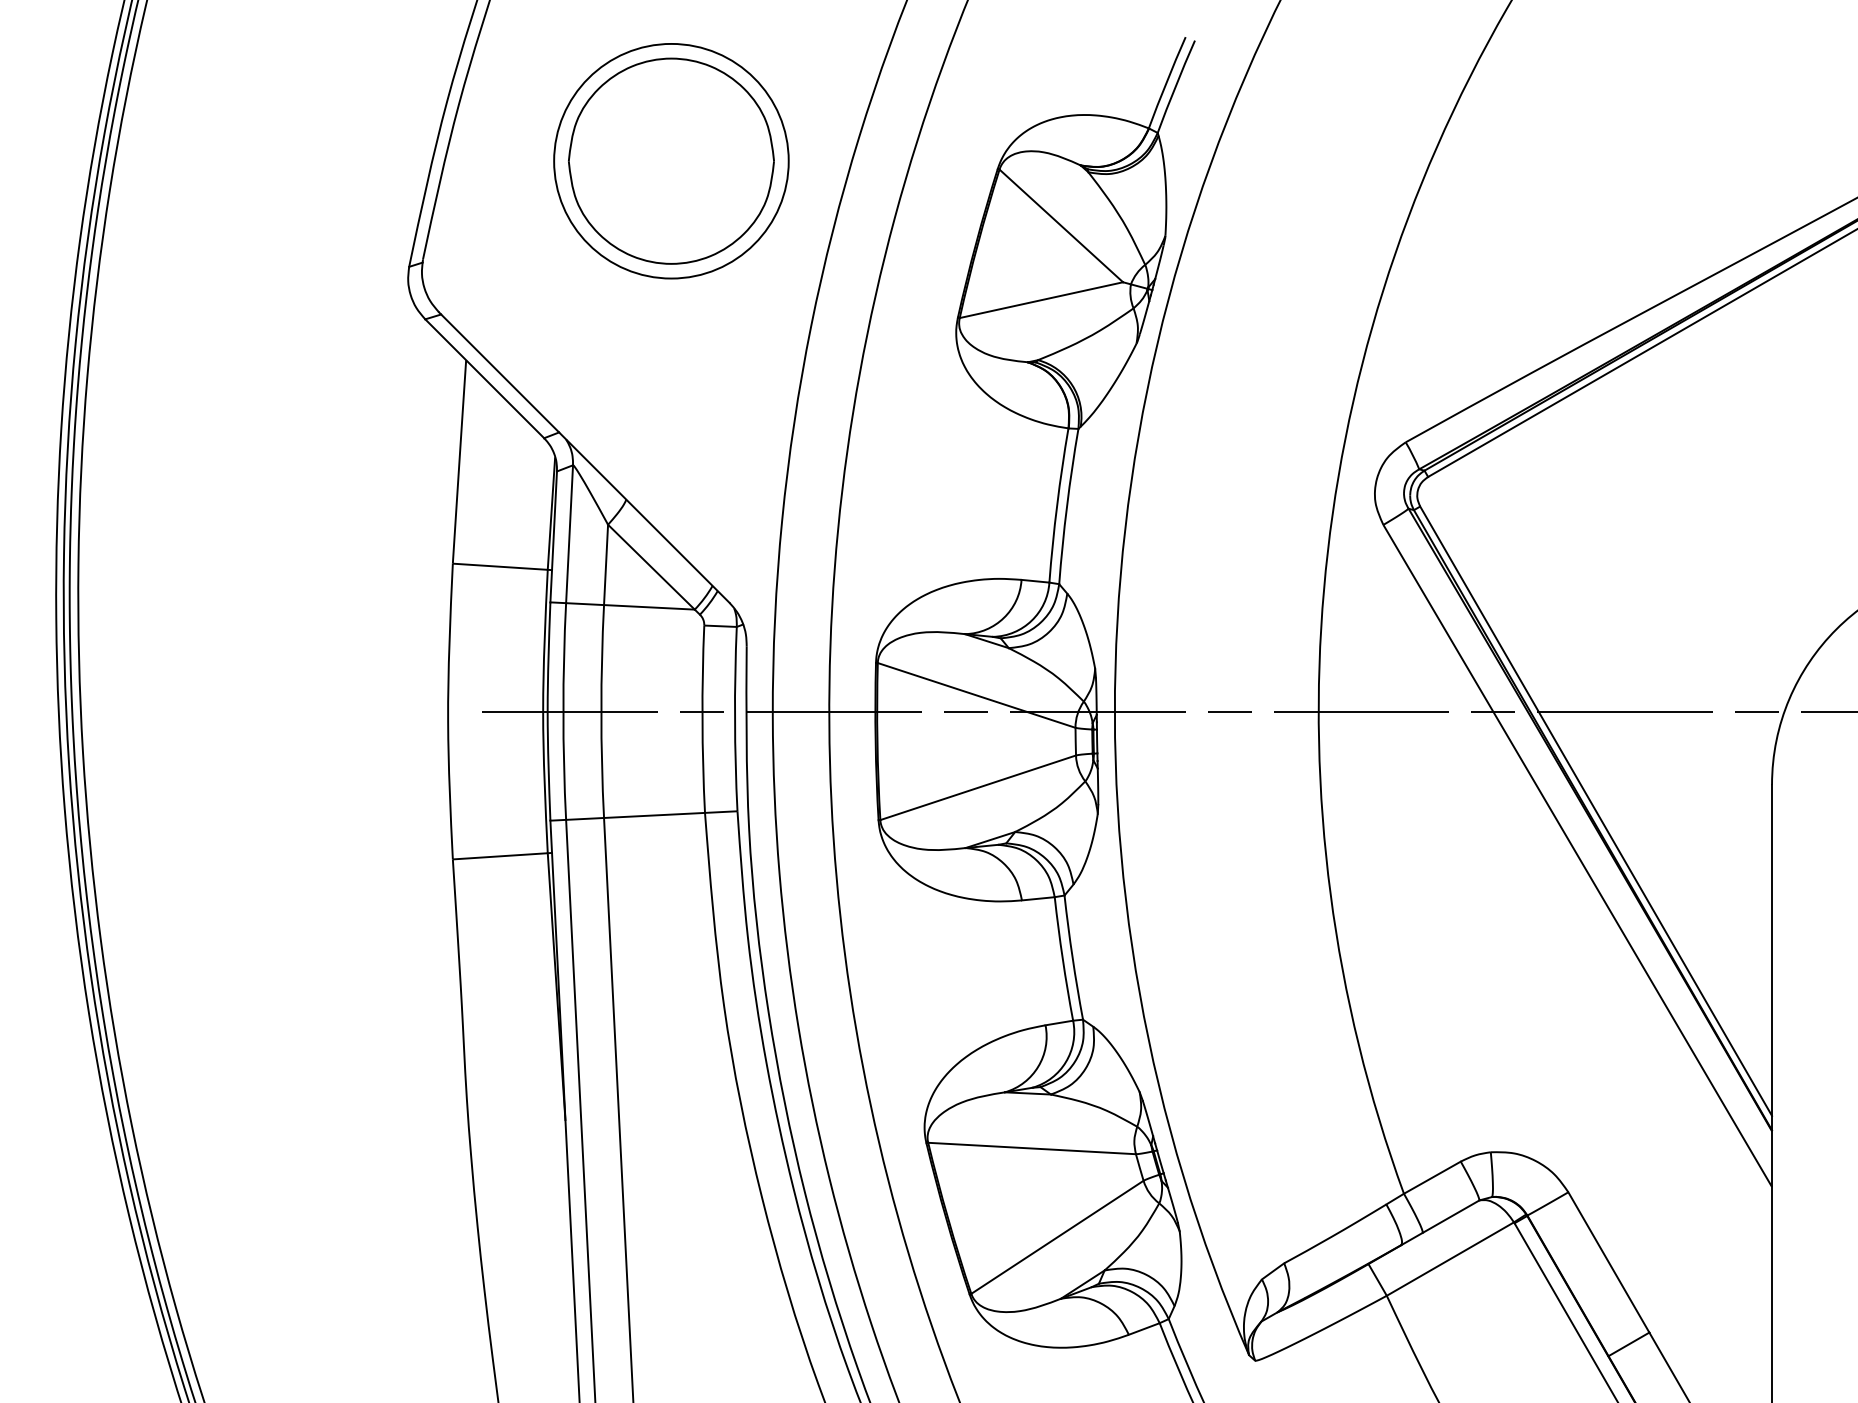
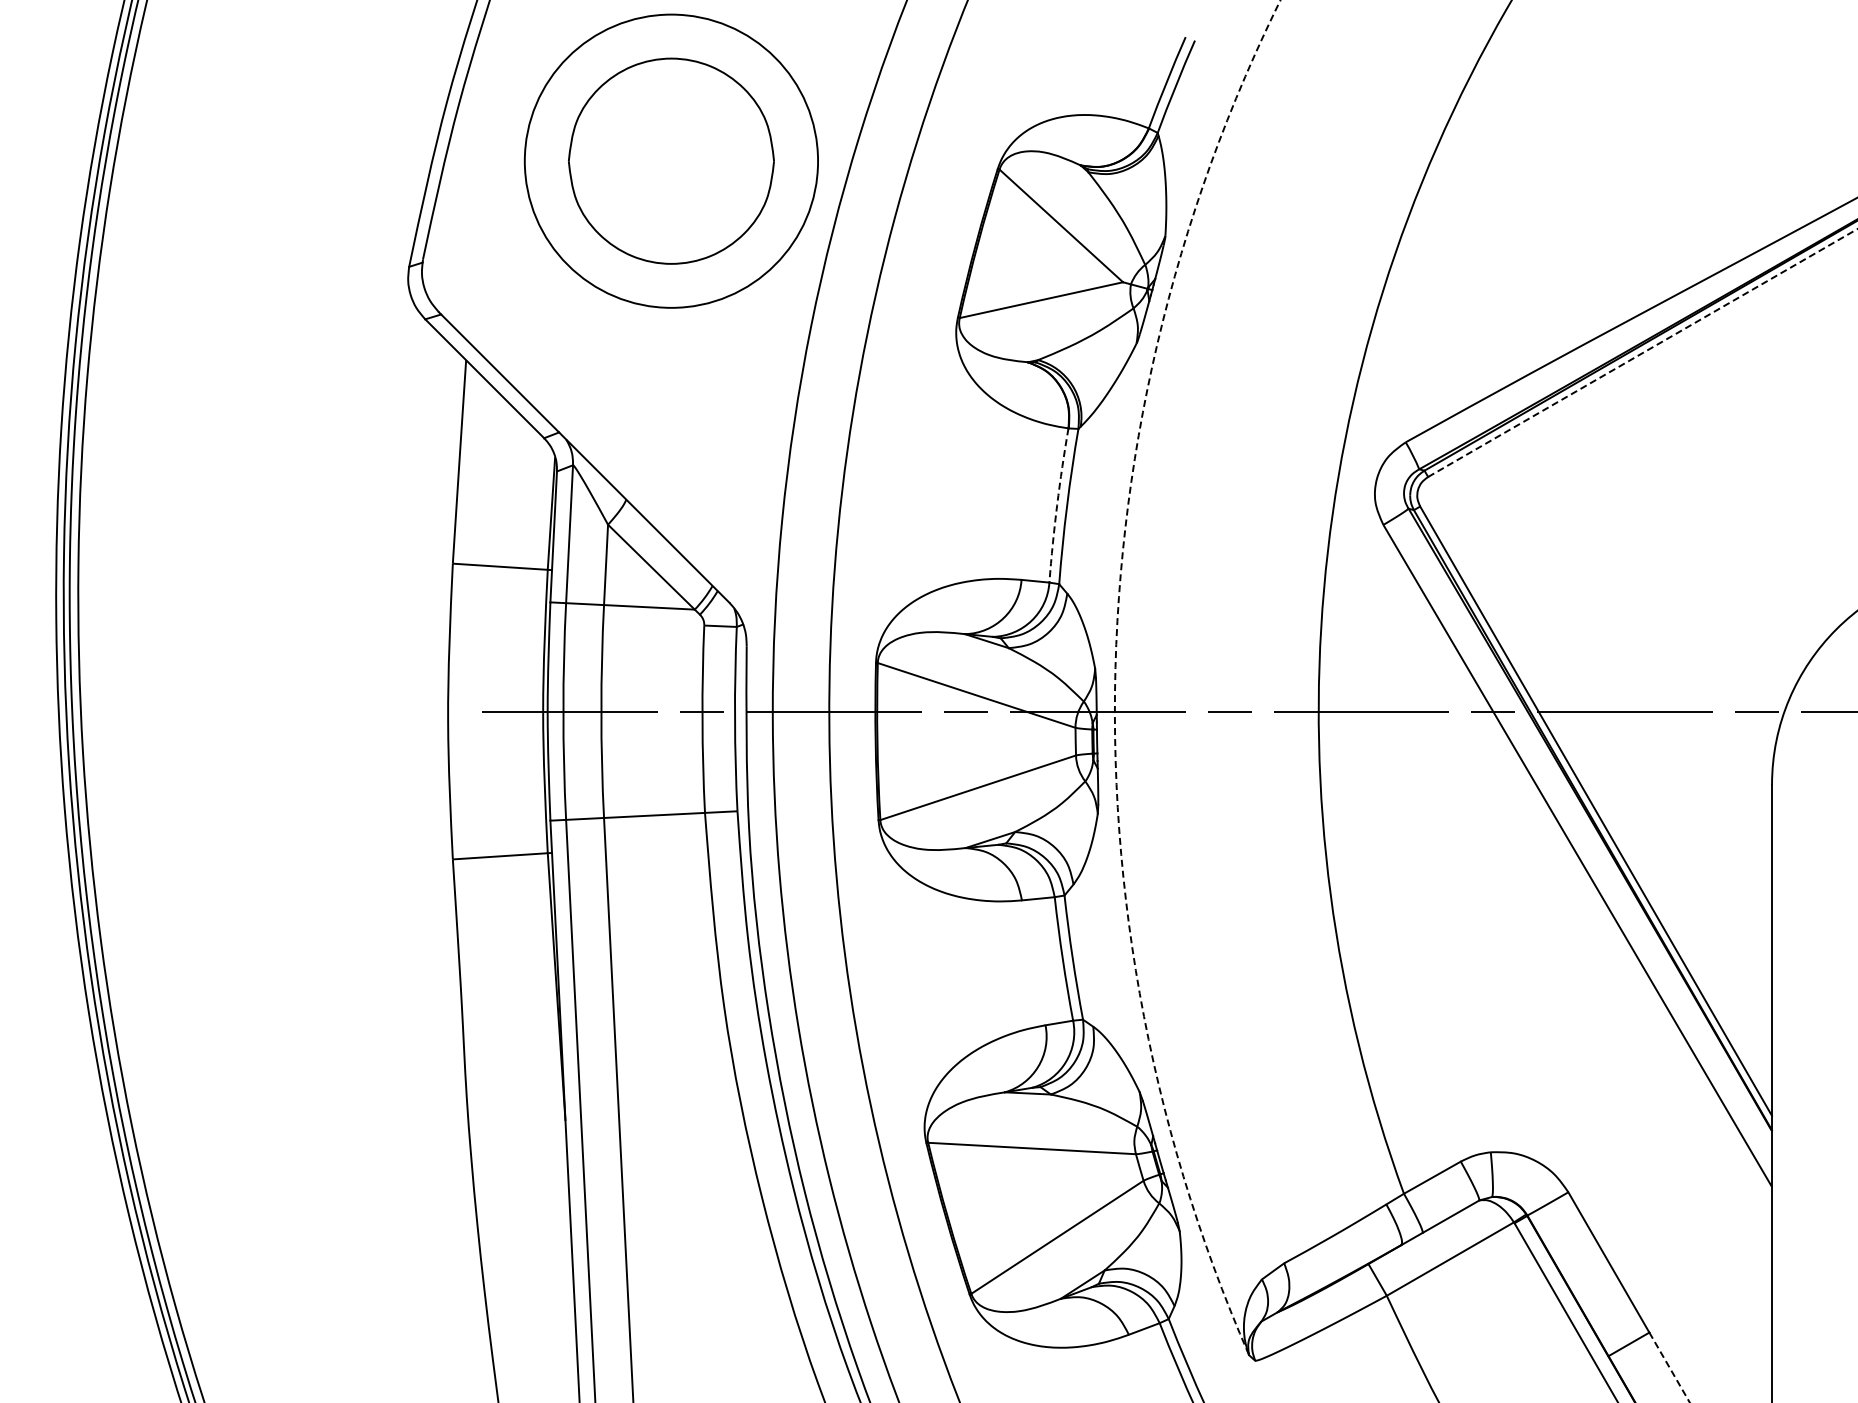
circle diameter: 235 px -> 293 px (671, 160)
line: solid -> dashed (1642, 352)
arc: solid -> dashed (1057, 505)
arc: solid -> dashed (1115, 672)
line: solid -> dashed (1669, 1367)
